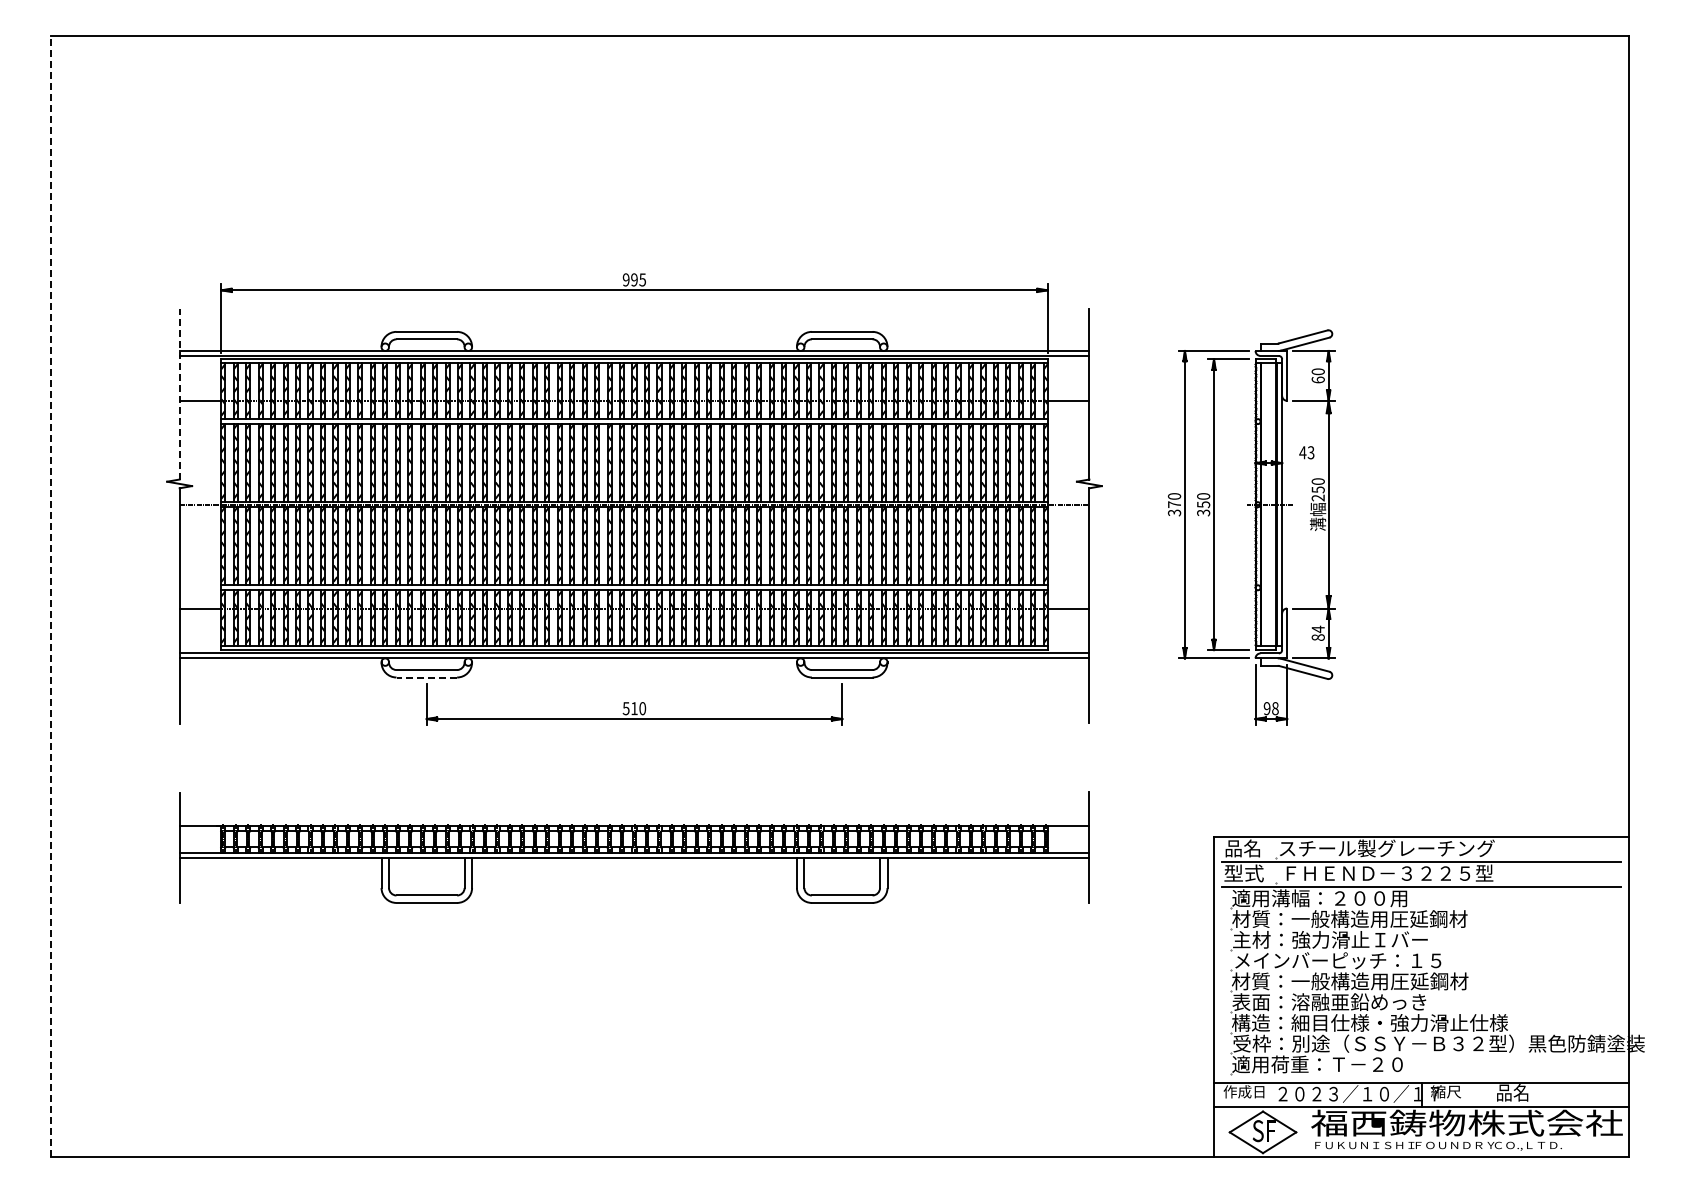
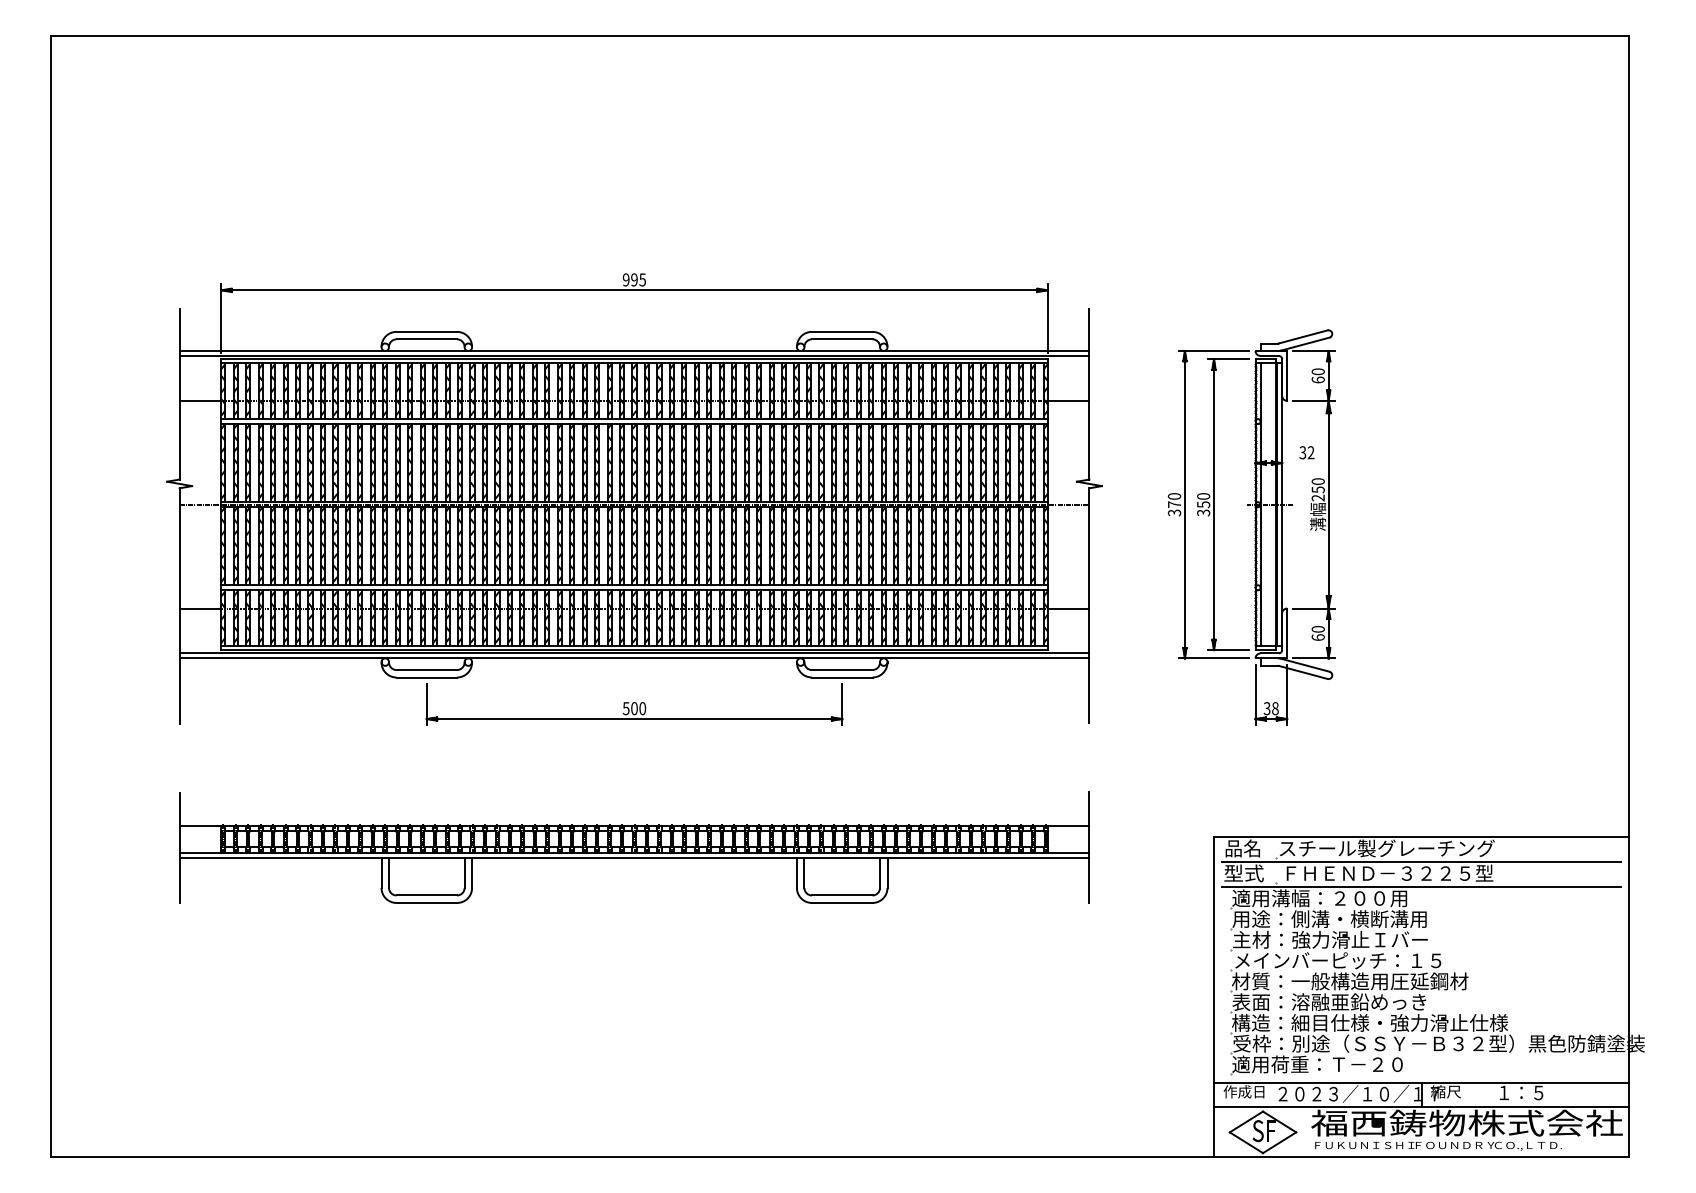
line: dashed -> solid (179, 393)
text: 43 -> 32 (1306, 452)
line: dashed -> solid (50, 596)
text: 84 -> 60 (1317, 632)
line: dashed -> solid (426, 677)
text: 510 -> 500 (634, 708)
text: 98 -> 38 (1266, 708)
text: 材質：一般構造用圧延鋼材 -> 用途：側溝・横断溝用 (1349, 918)
text: 品名 -> １：５ (1520, 1092)
